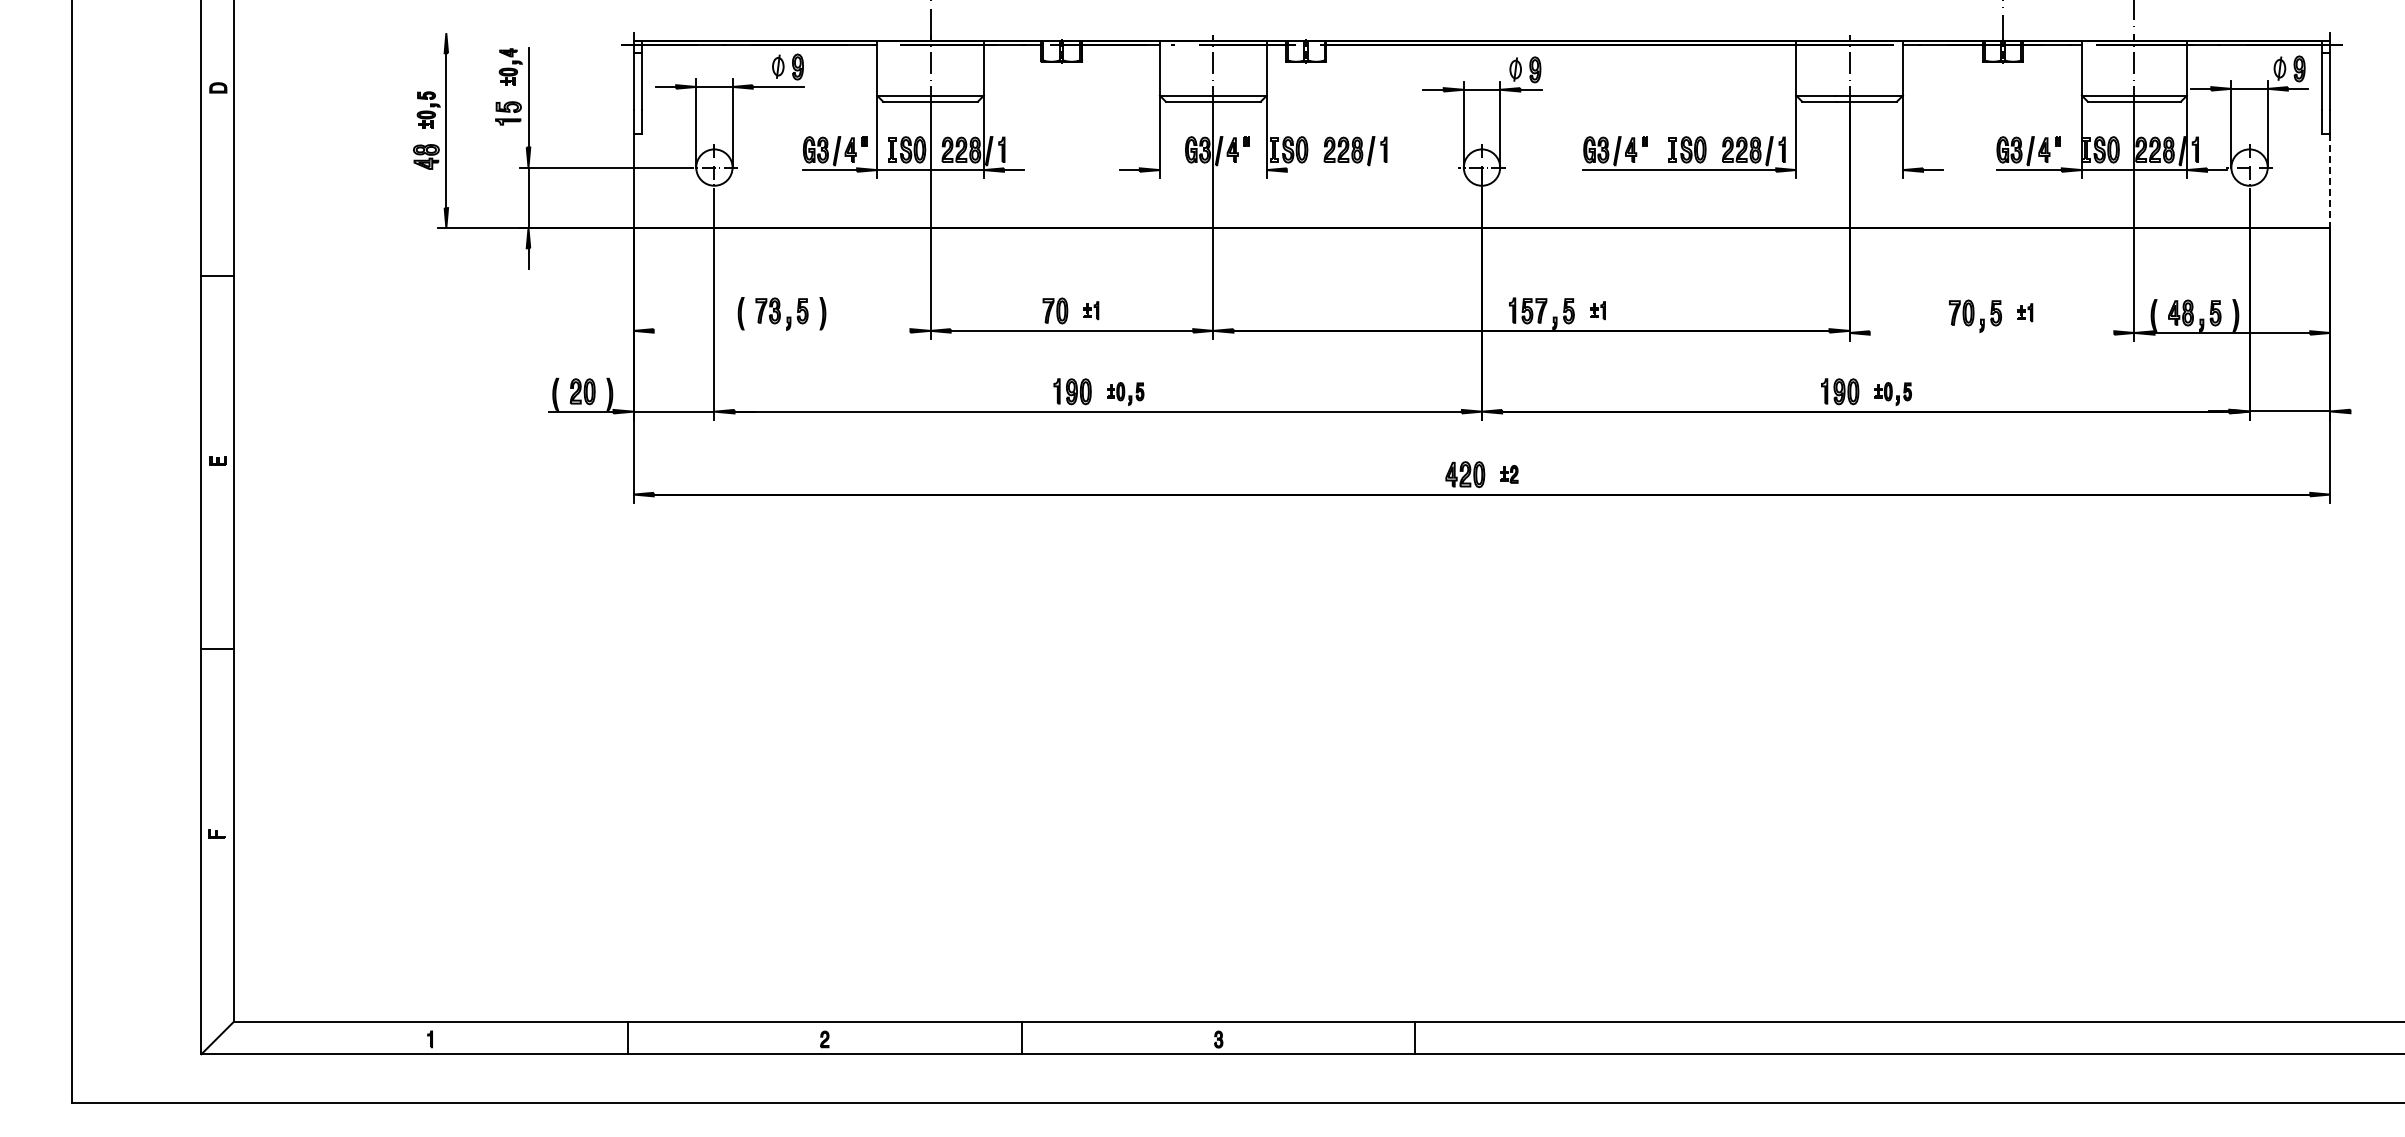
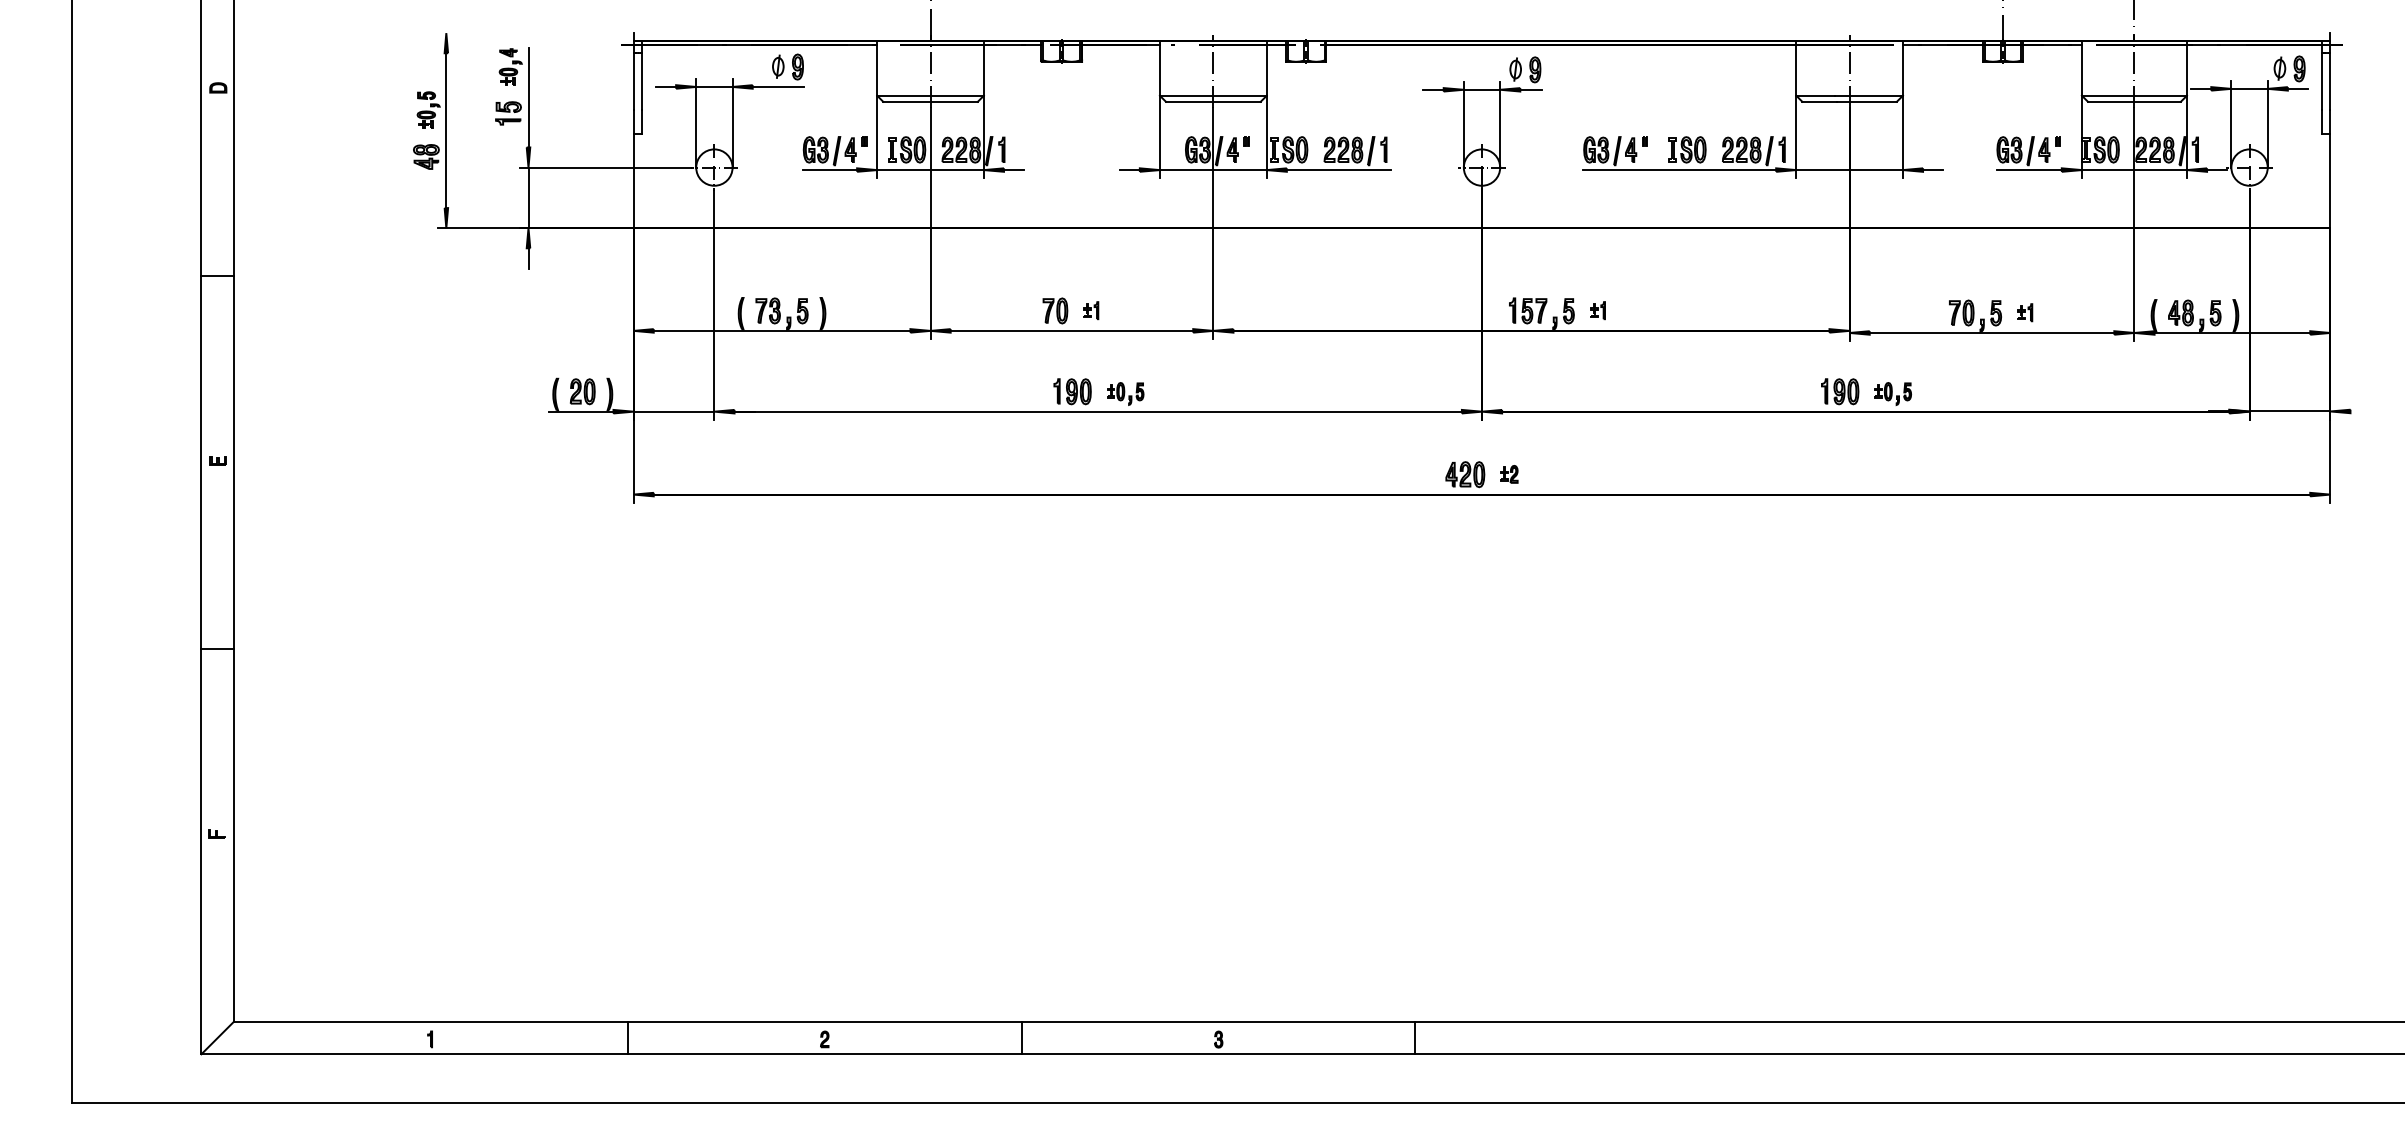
line: none -> present (1212, 170)
line: none -> present (1338, 170)
line: none -> present (1849, 170)
line: dashed -> solid (2330, 181)
line: none -> present (781, 330)
line: none -> present (1991, 332)
